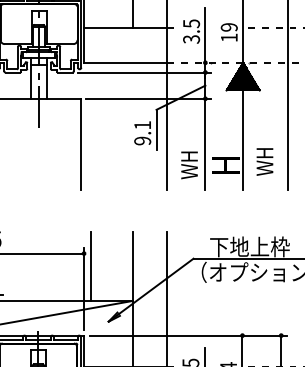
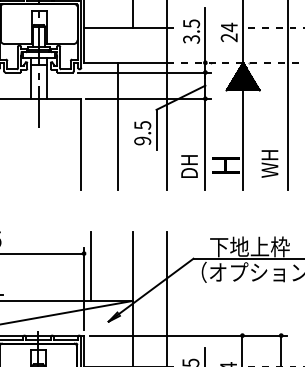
text: 19 -> 24 (228, 32)
line: none -> present (117, 125)
text: 9.1 -> 9.5 (142, 125)
text position: (264, 161) -> (269, 163) (269, 163)
text: WH -> DH (189, 165)
